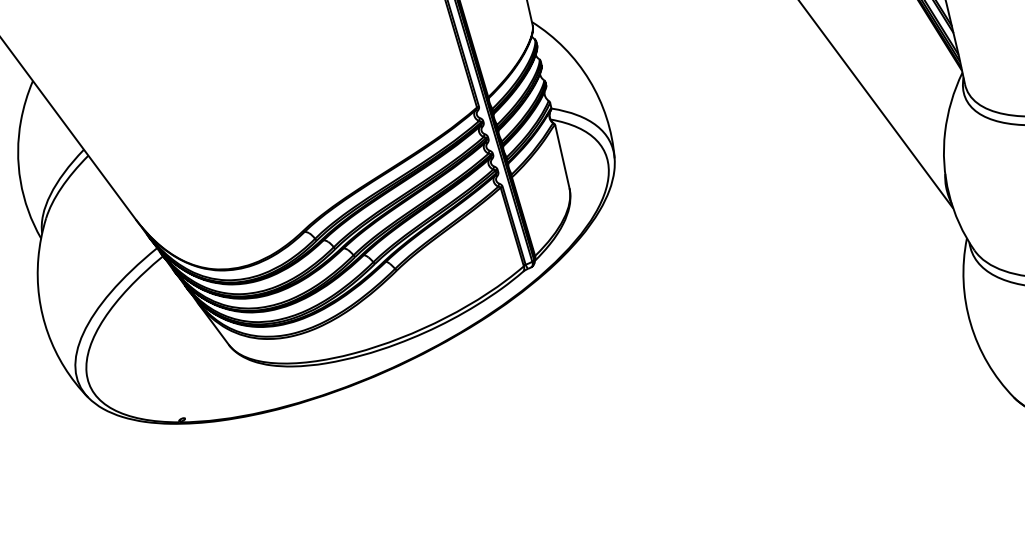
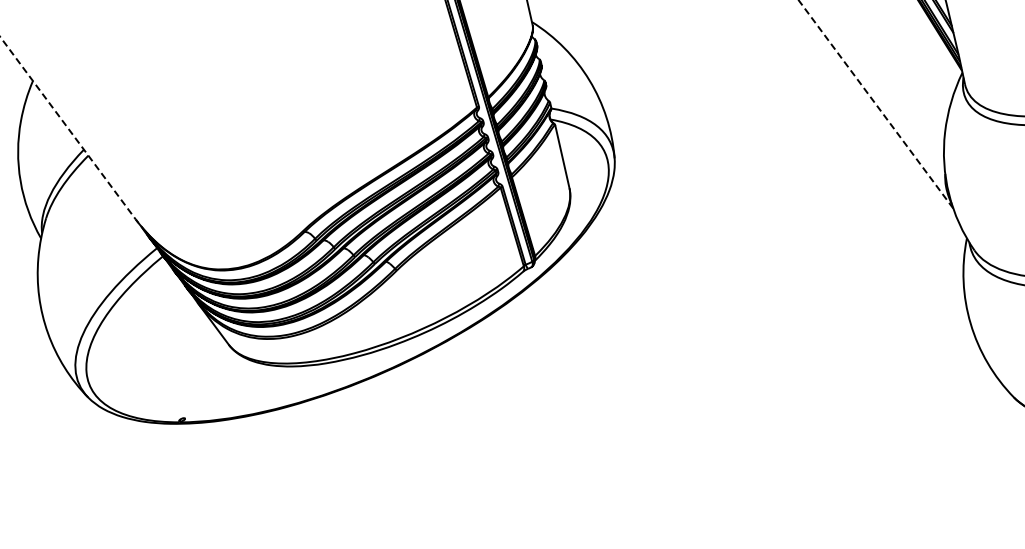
line: solid -> dashed (875, 104)
line: solid -> dashed (74, 136)
